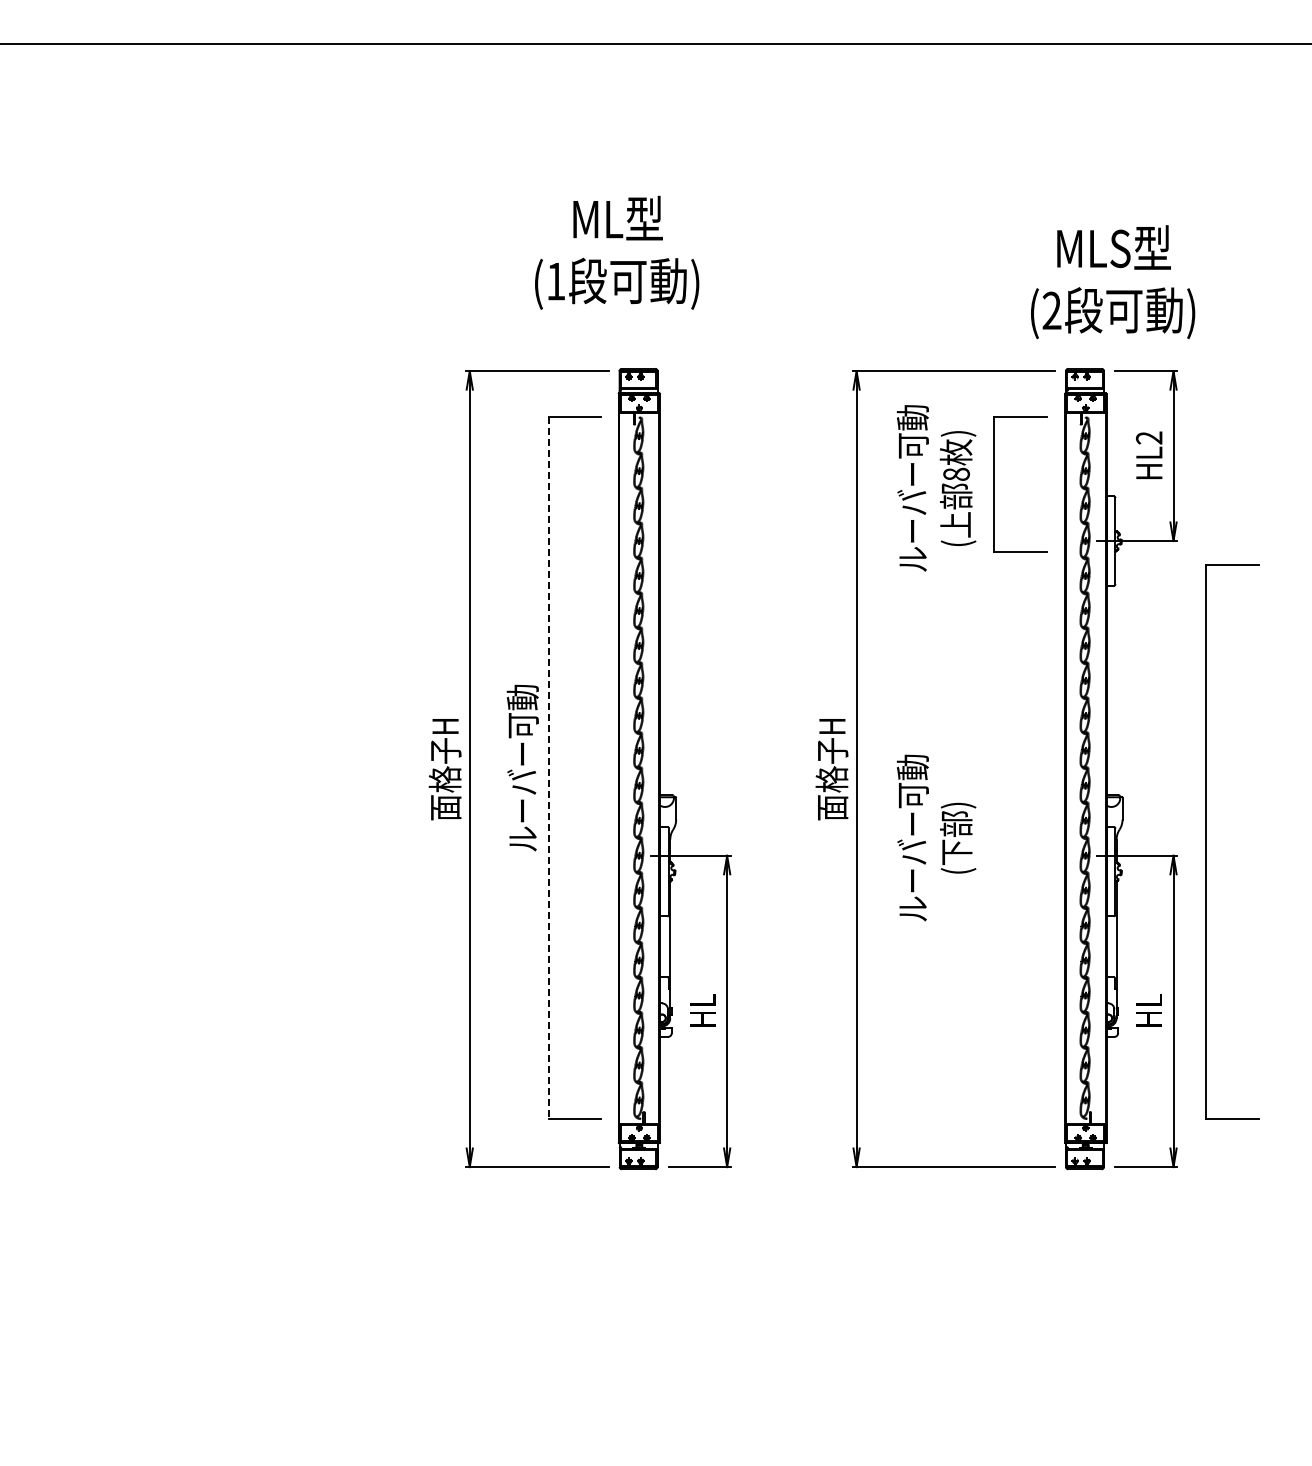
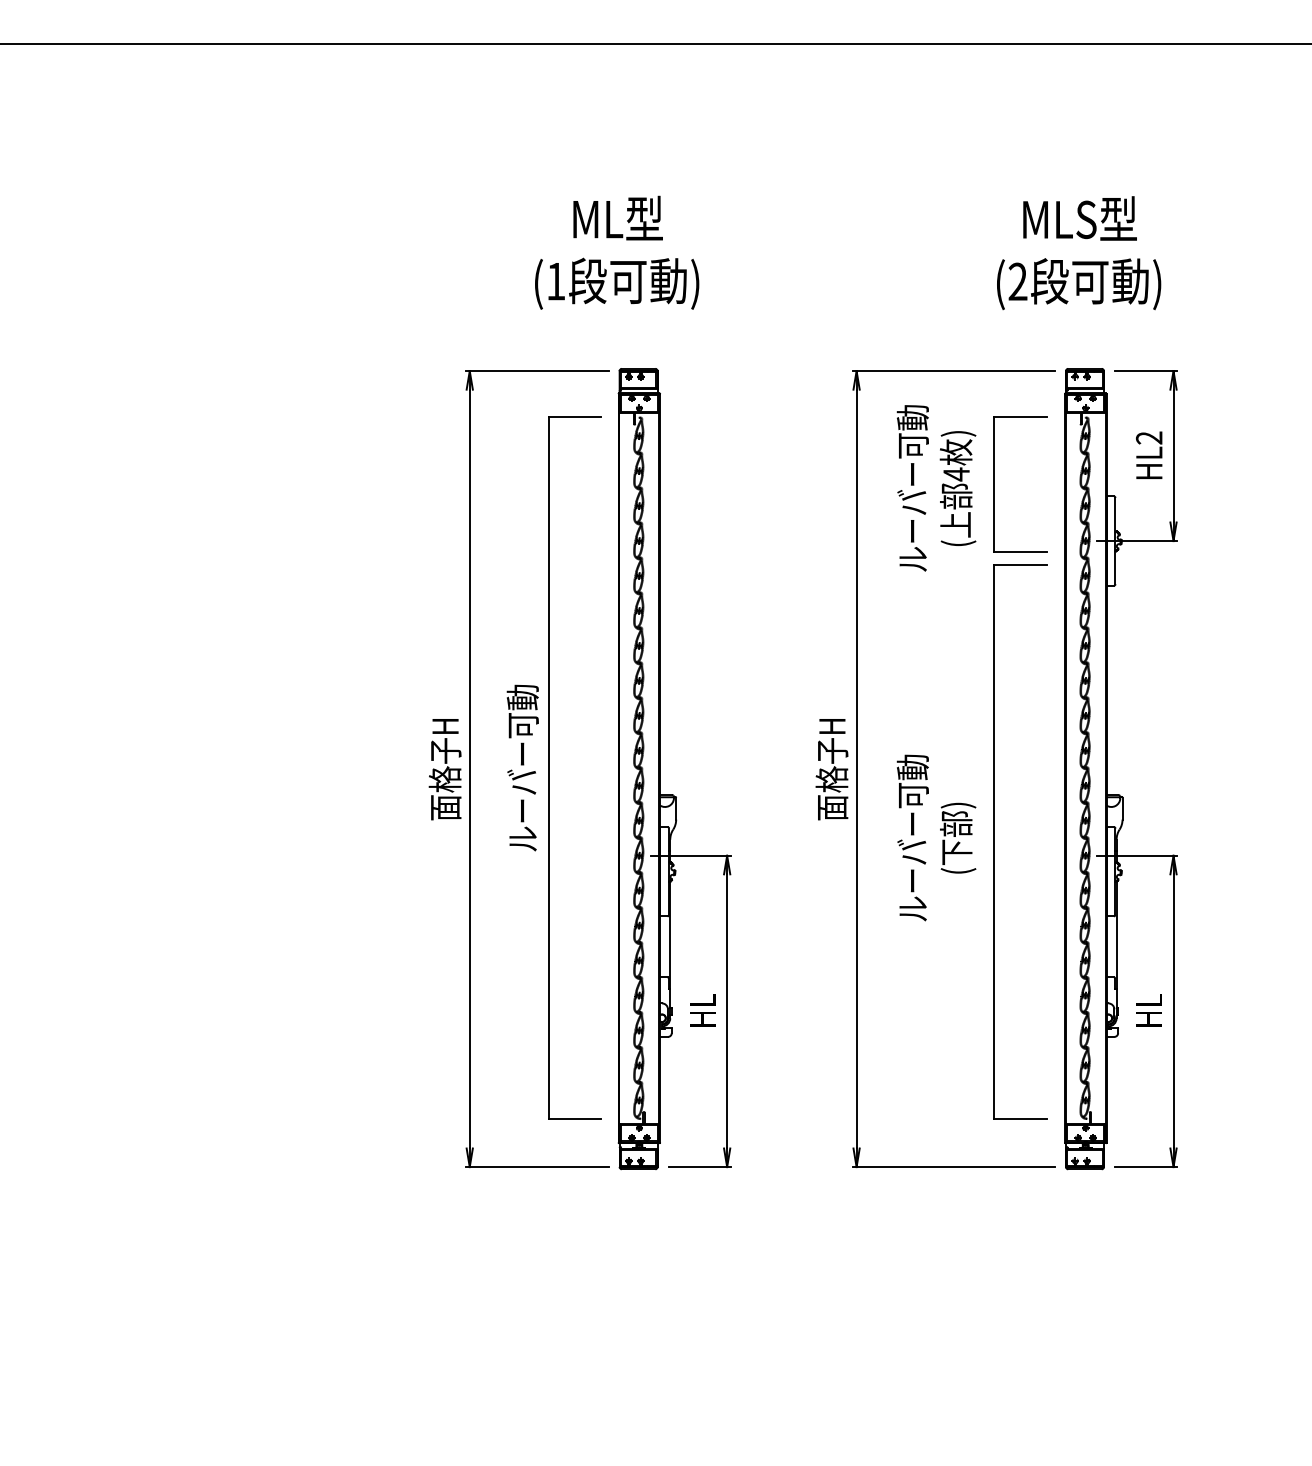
text position: (1113, 282) -> (1079, 253) (1079, 253)
text: 8 -> 4 (956, 474)
line: dashed -> solid (549, 768)
part position: (1206, 841) -> (994, 841) (994, 841)
